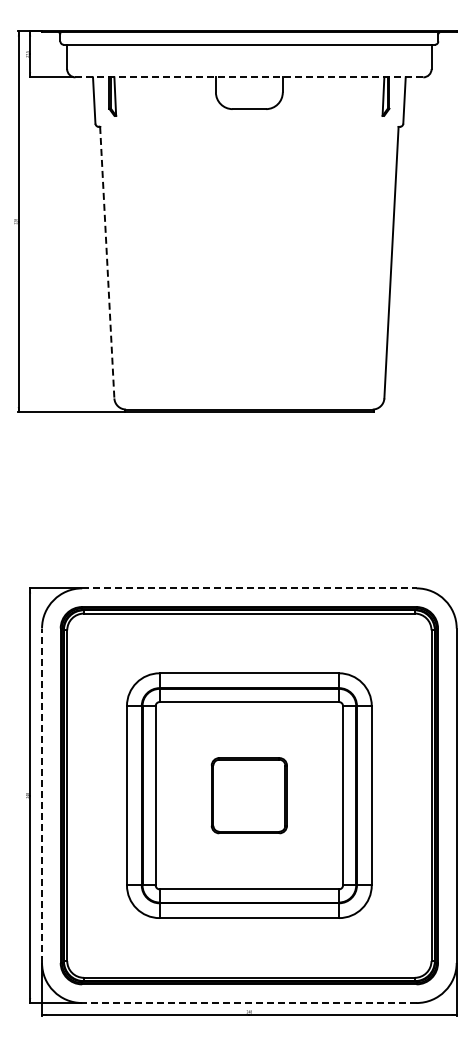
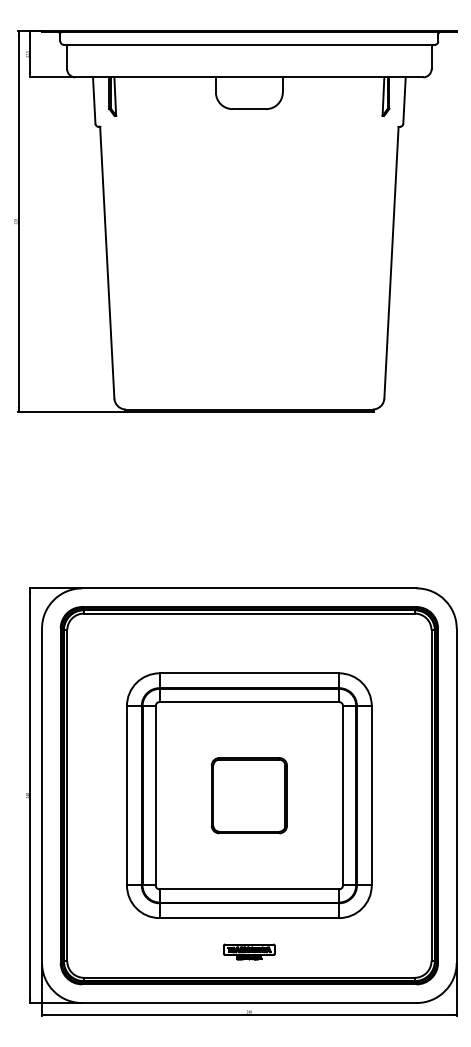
line: dashed -> solid (249, 77)
line: dashed -> solid (107, 262)
line: dashed -> solid (249, 588)
line: dashed -> solid (42, 795)
part: none -> present (248, 951)
line: dashed -> solid (248, 1003)
